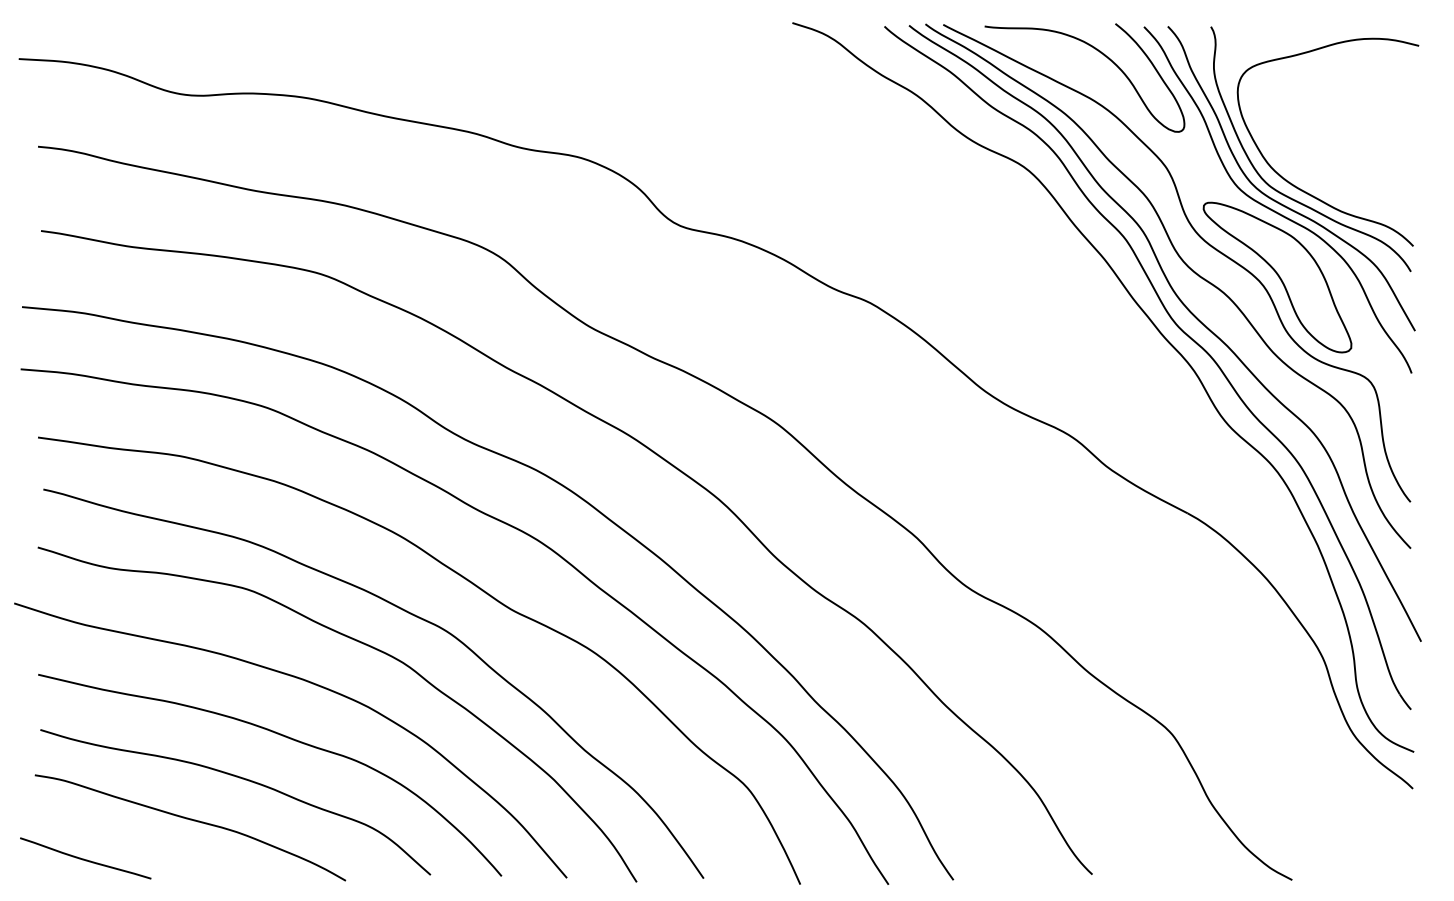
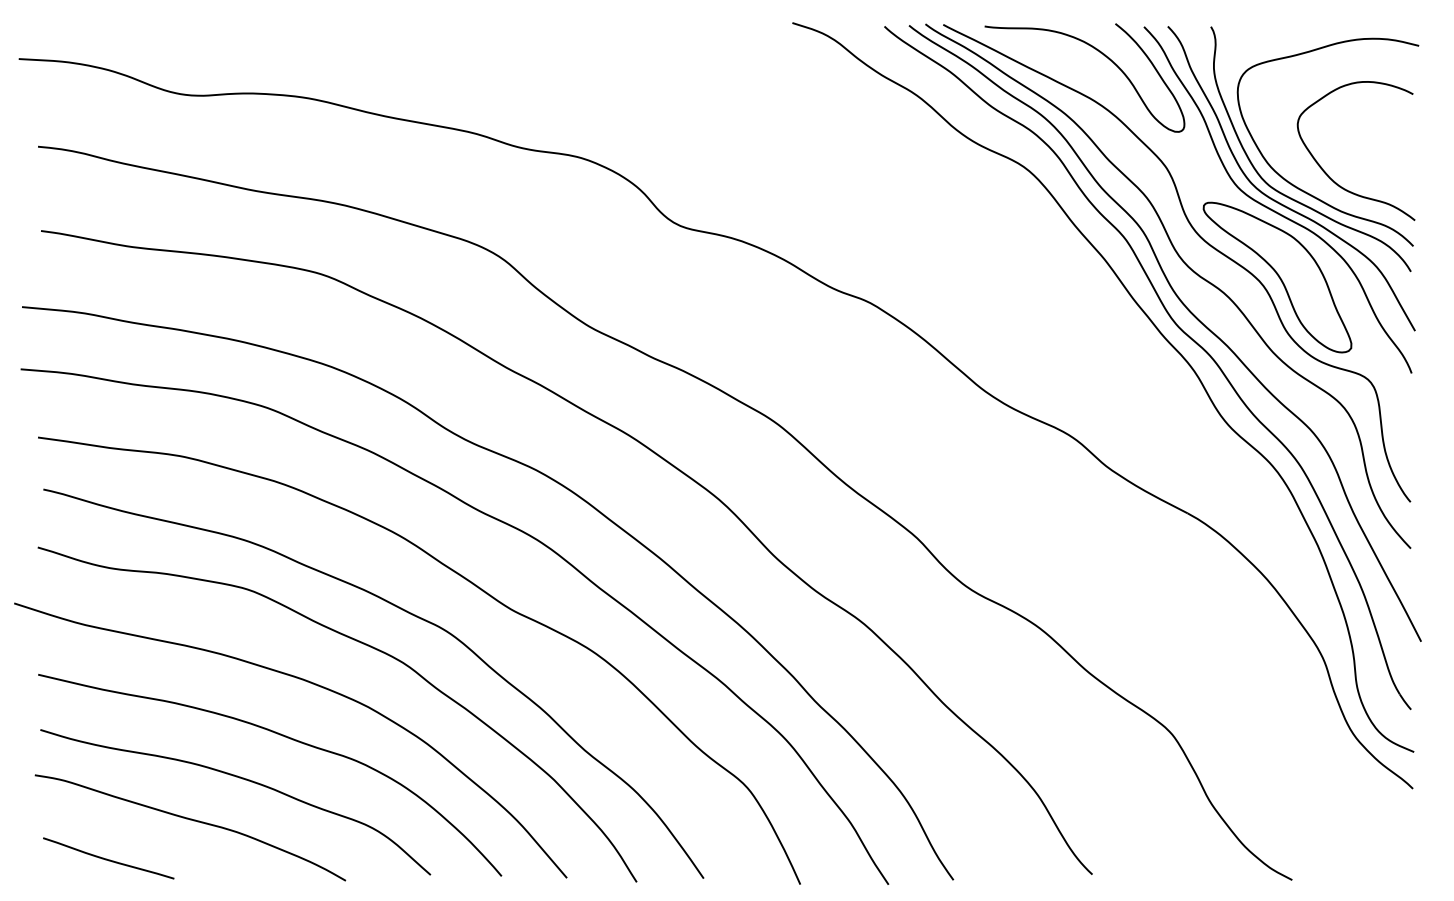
curve: none -> present (1328, 174)
curve position: (85, 859) -> (108, 859) (108, 859)
